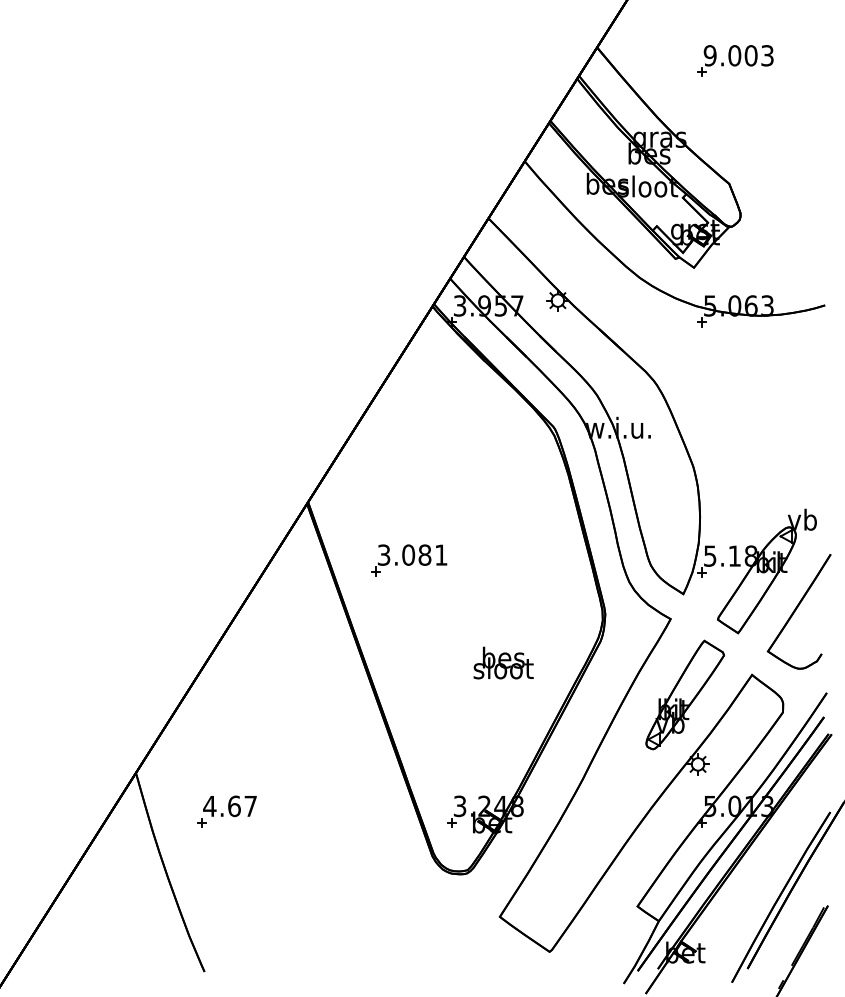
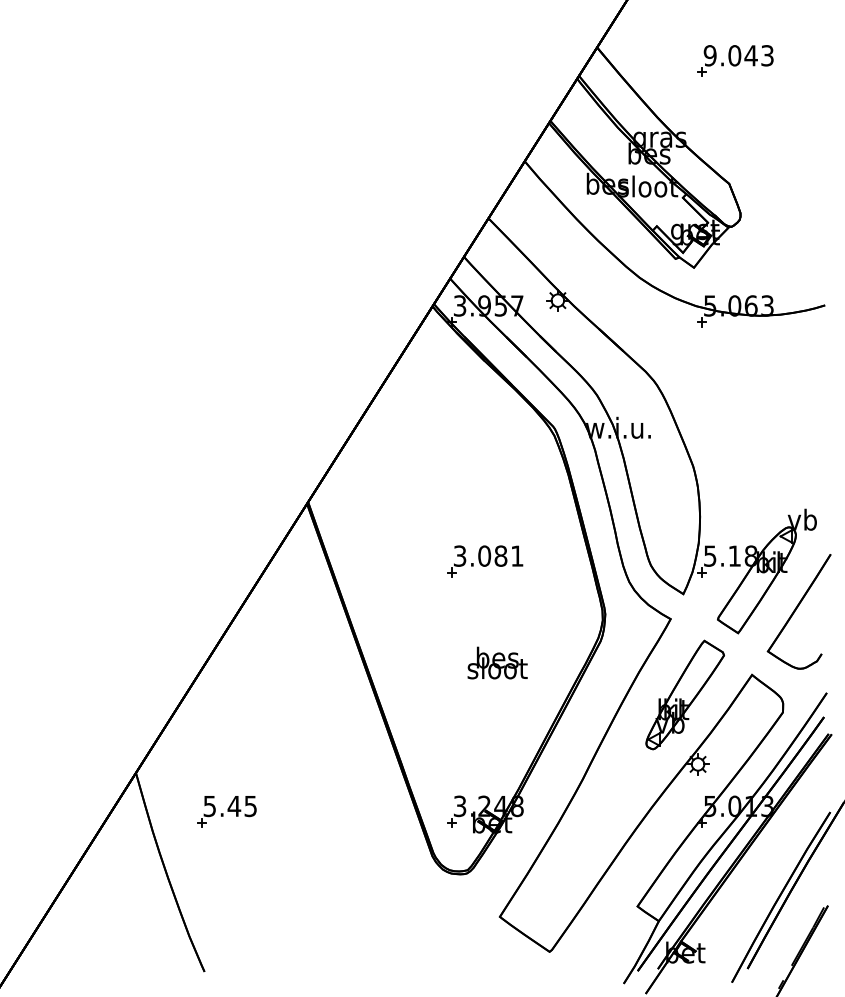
text: 9.003 -> 9.043 (750, 55)
part position: (409, 560) -> (485, 561) (485, 561)
text position: (503, 662) -> (497, 662) (497, 662)
text: 4.67 -> 5.45 (229, 806)
